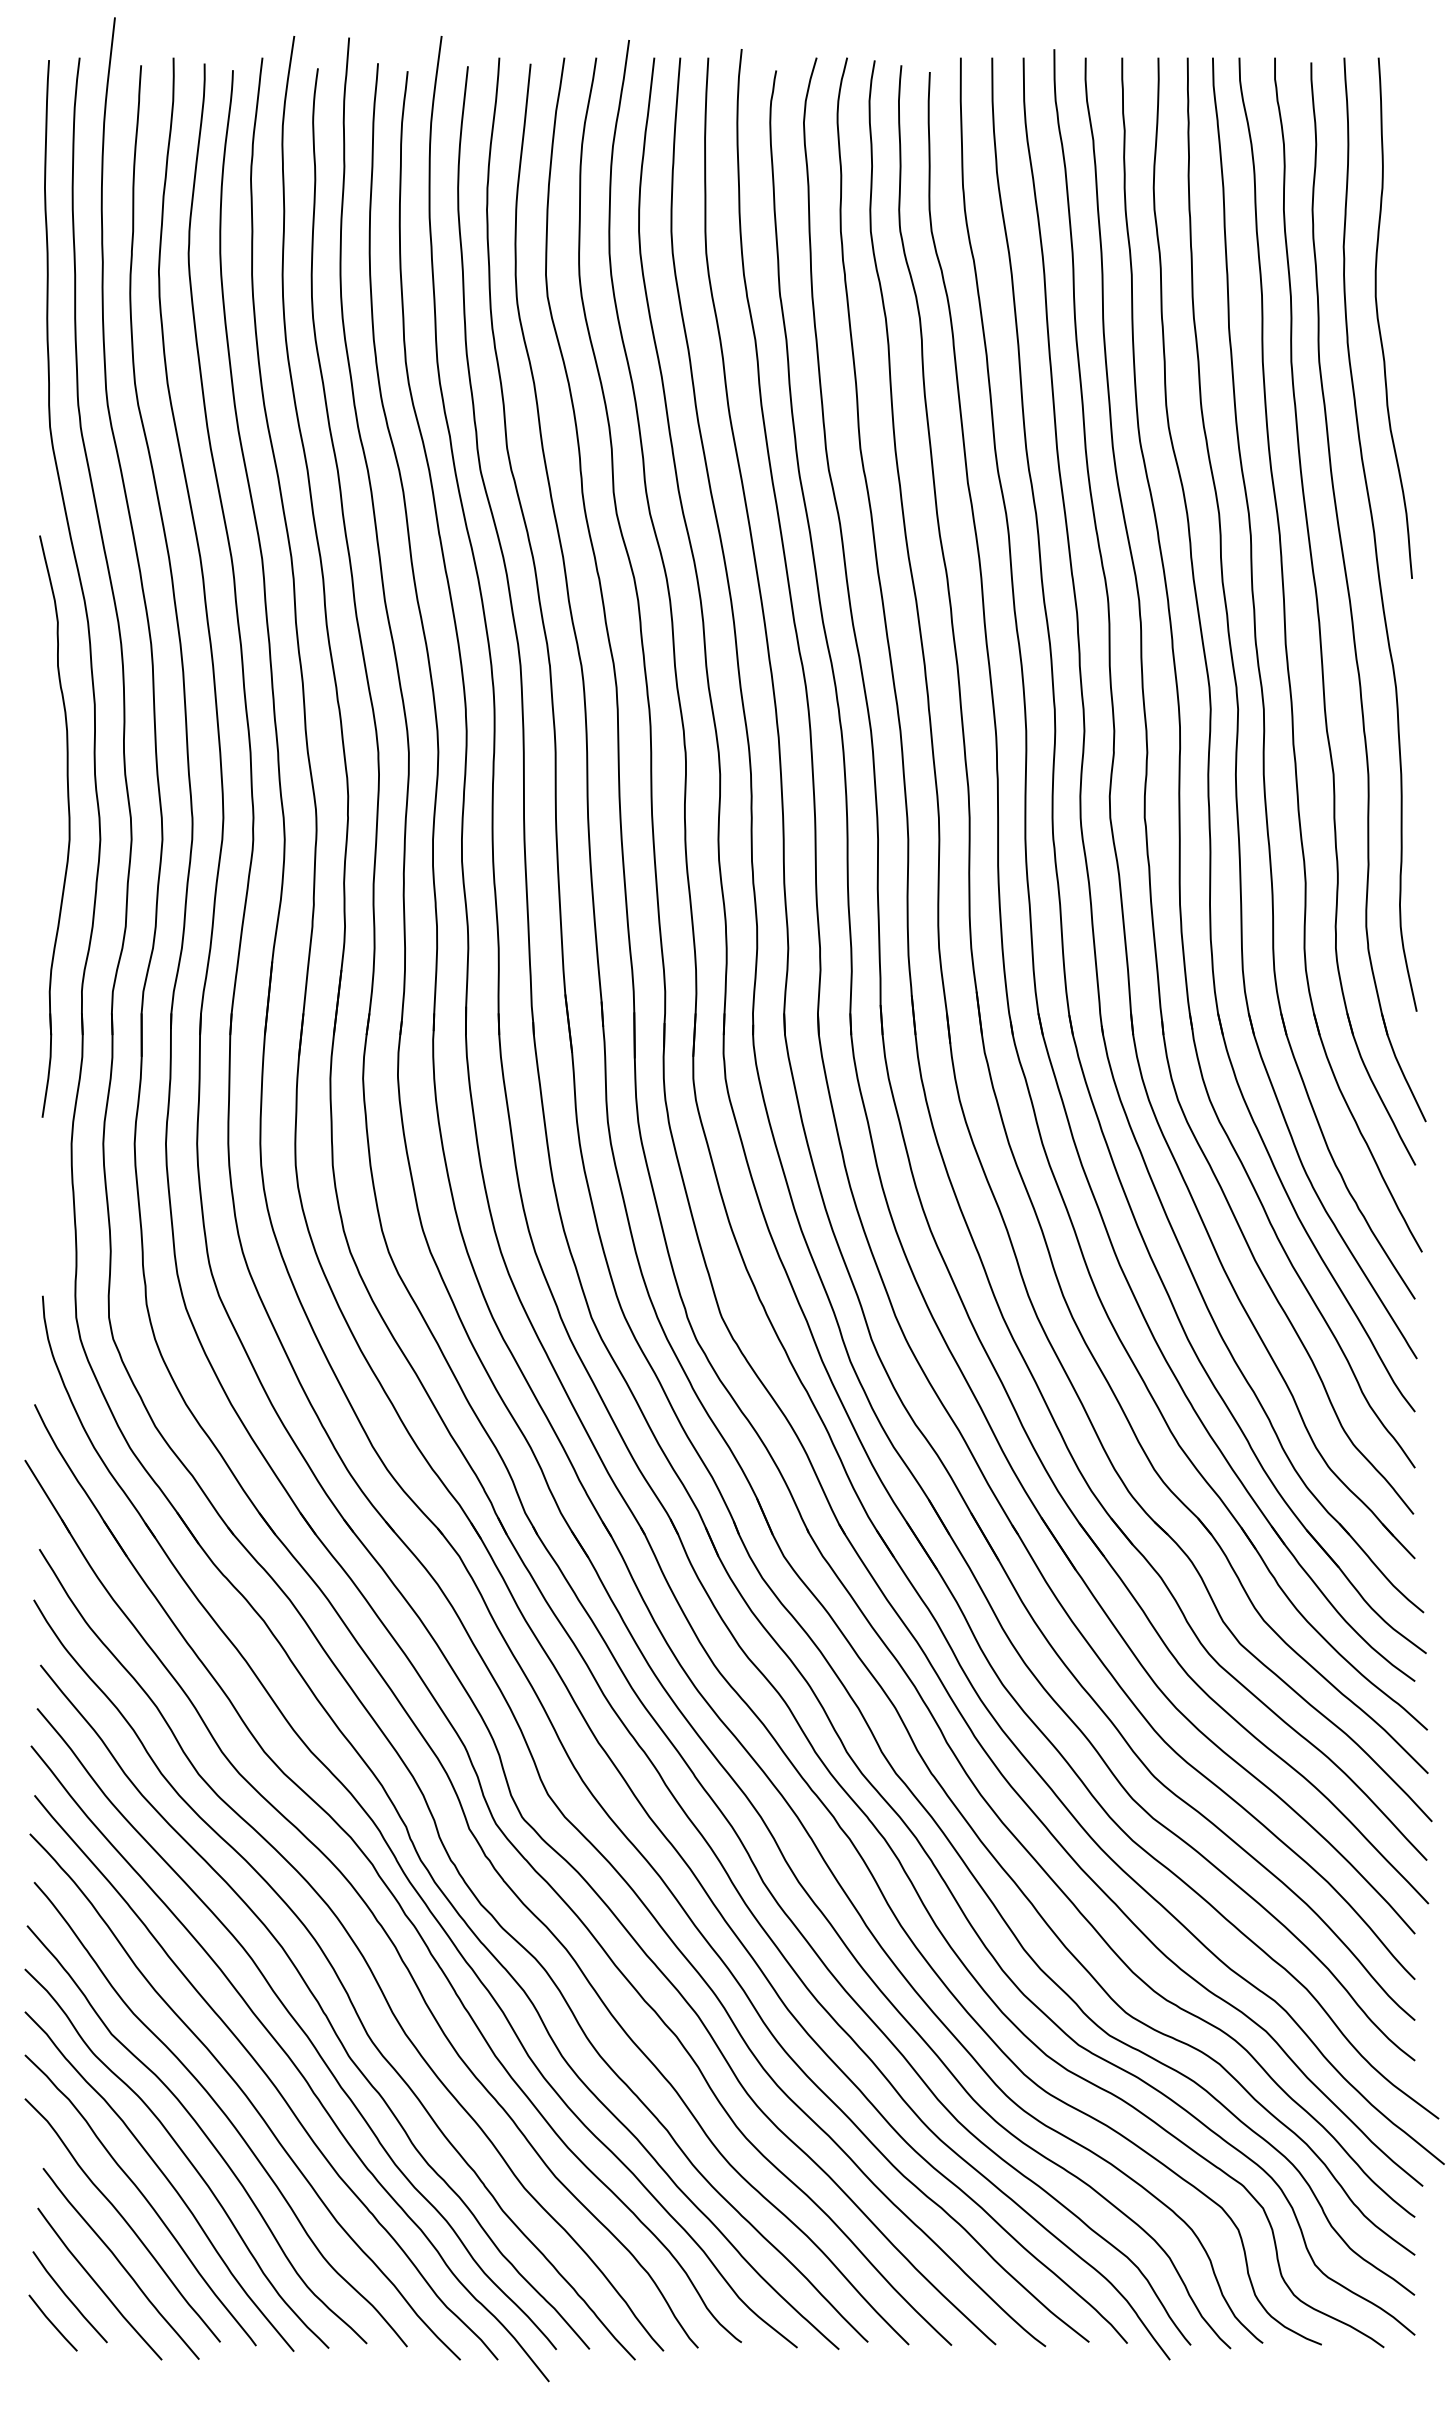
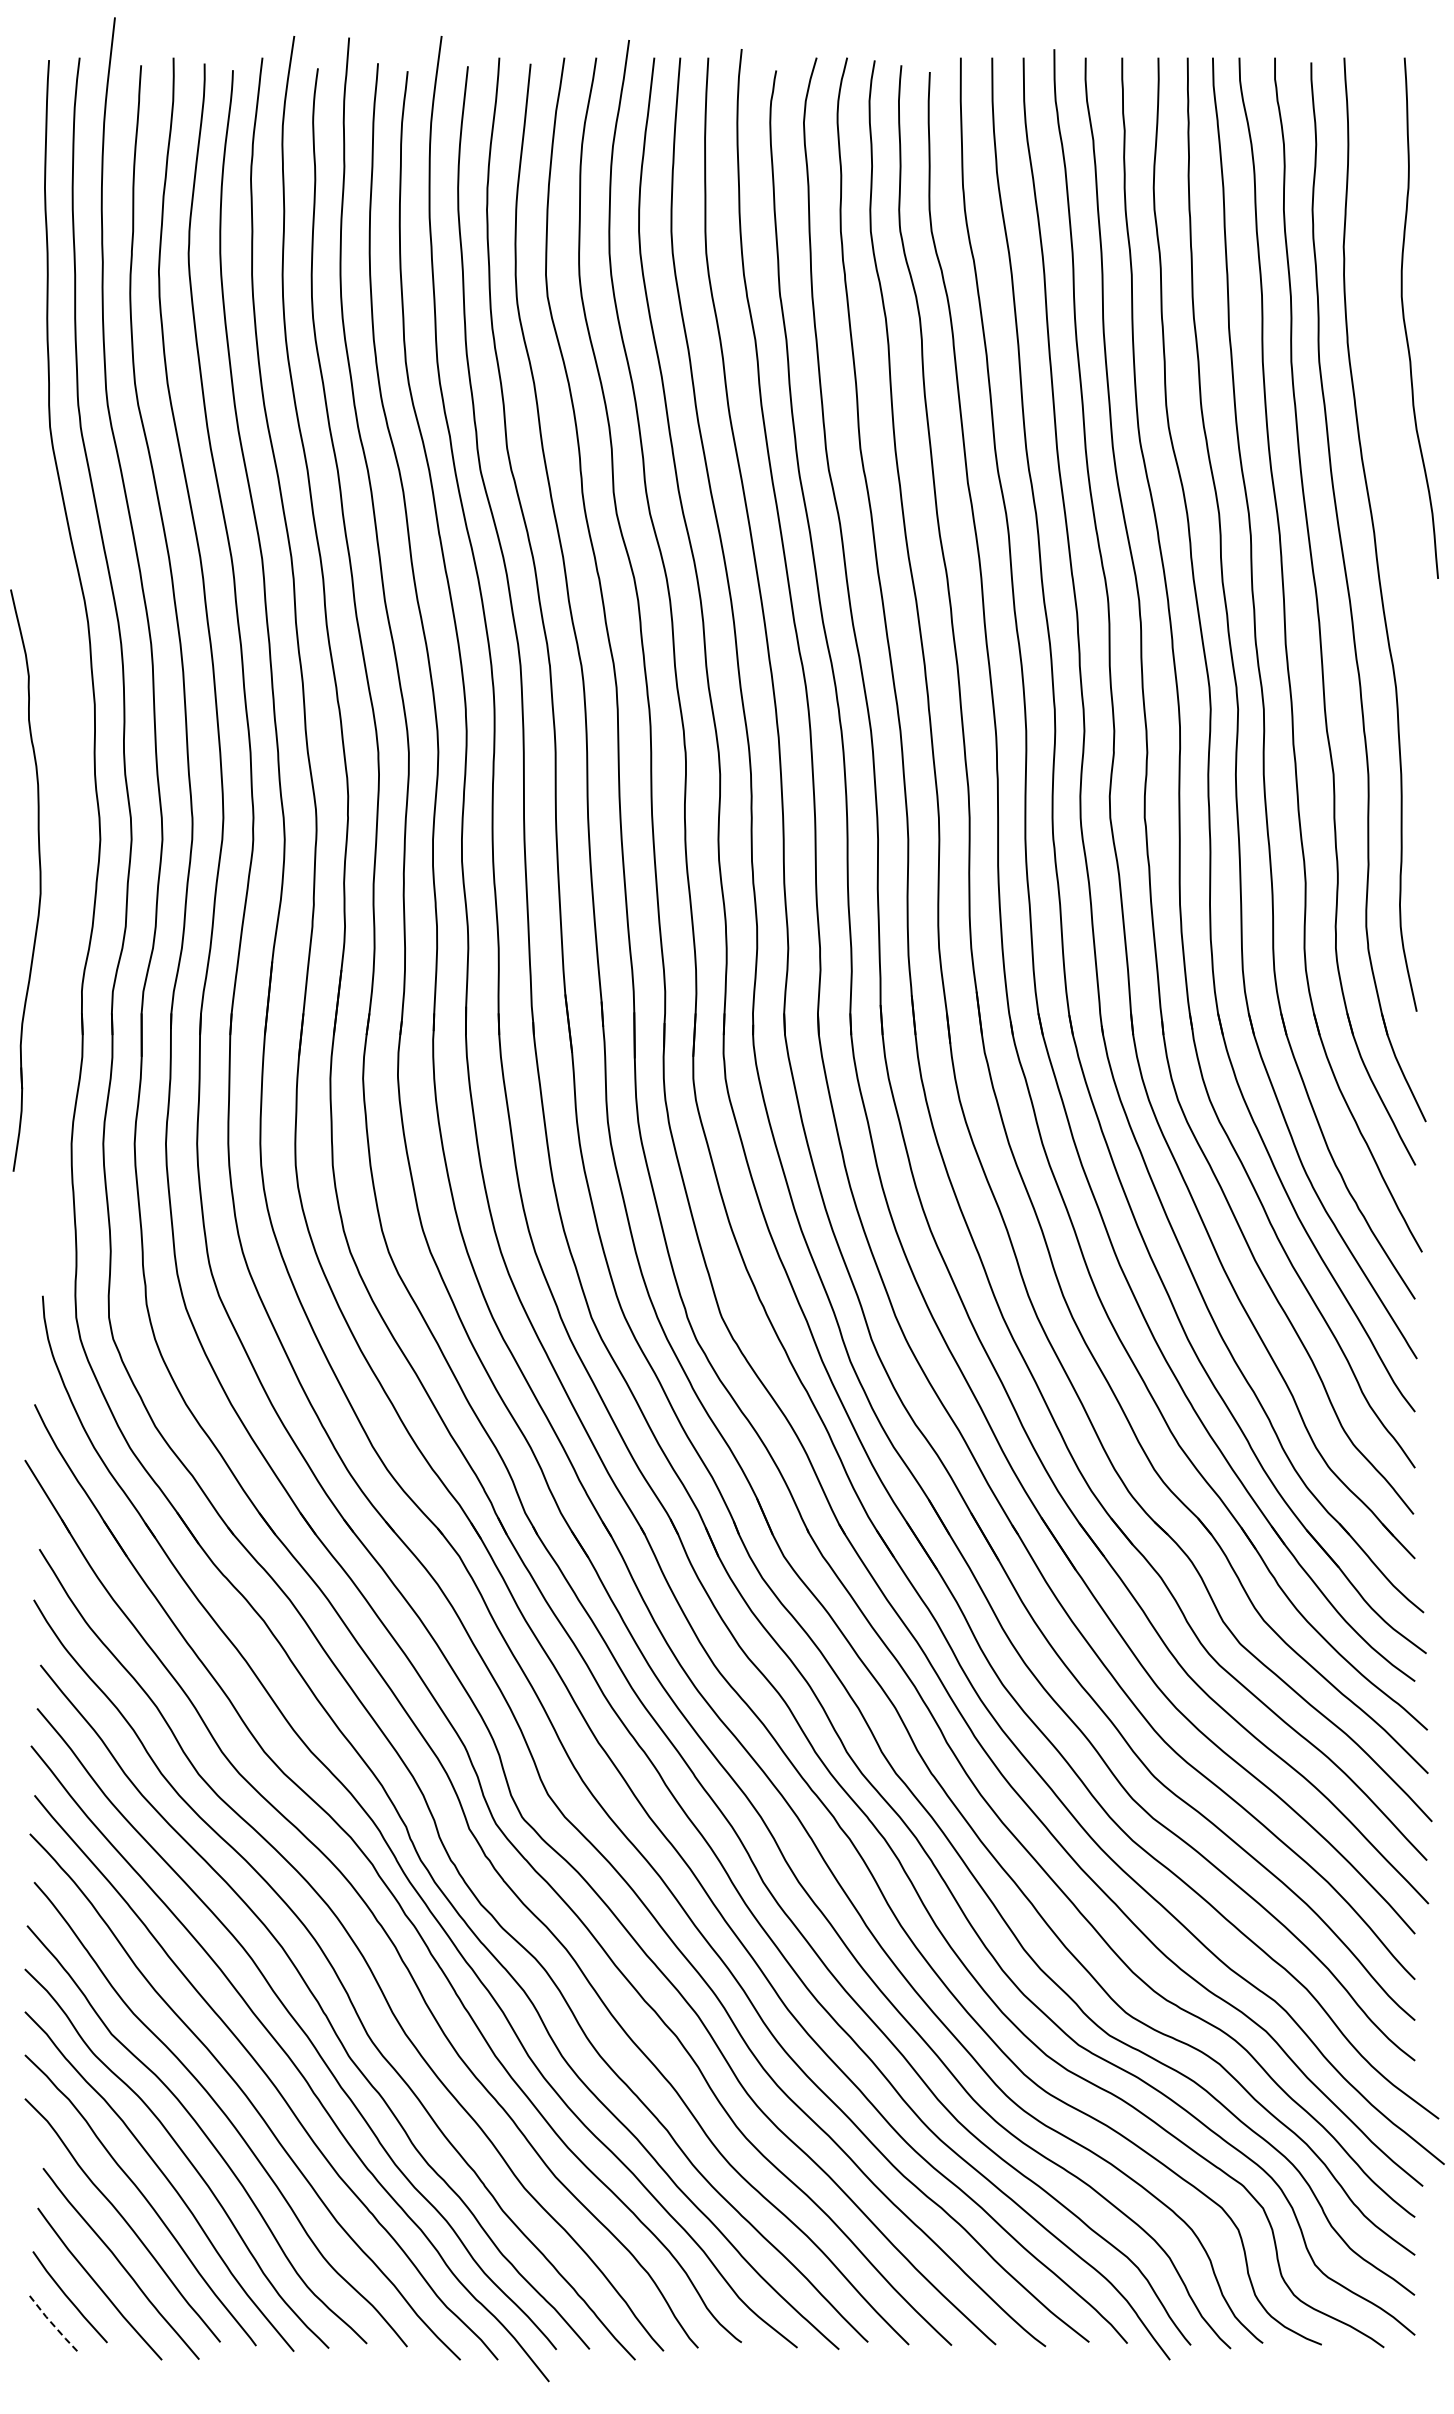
curve position: (1379, 321) -> (1405, 321) (1405, 321)
part position: (68, 826) -> (39, 880) (39, 880)
line: solid -> dashed (52, 2323)
